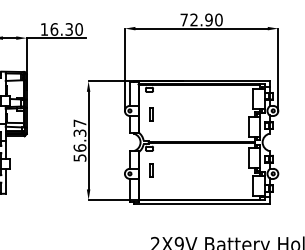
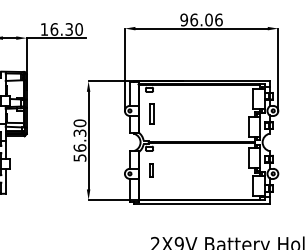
text: 72.90 -> 96.06 (201, 19)
part size: 5x15 px -> 6x22 px (151, 113)
text: 56.37 -> 56.30 (79, 123)
